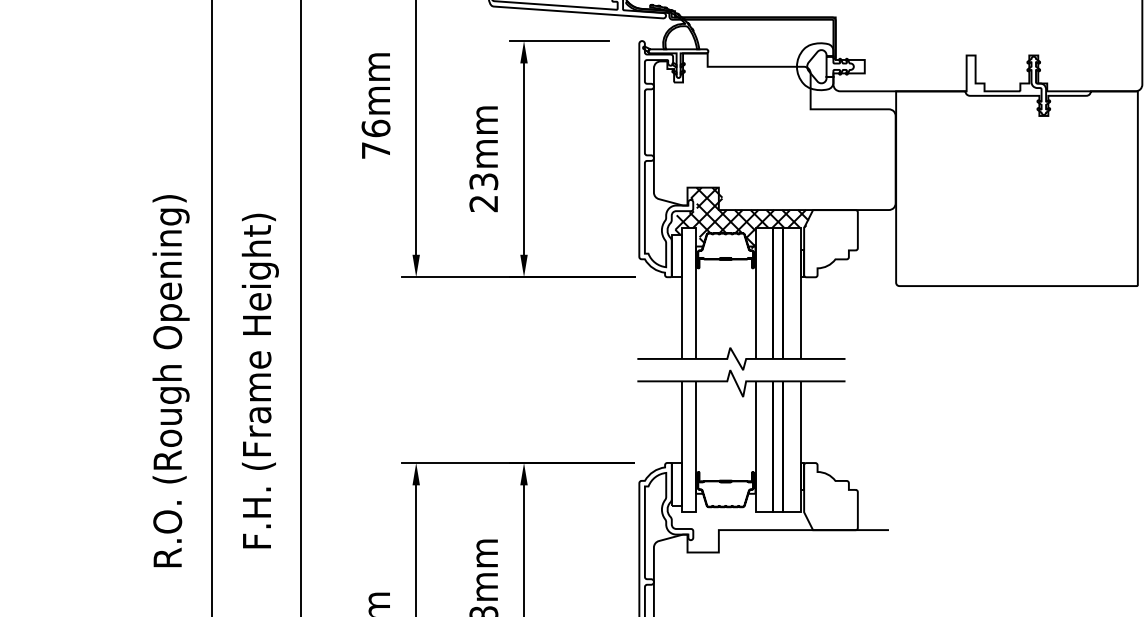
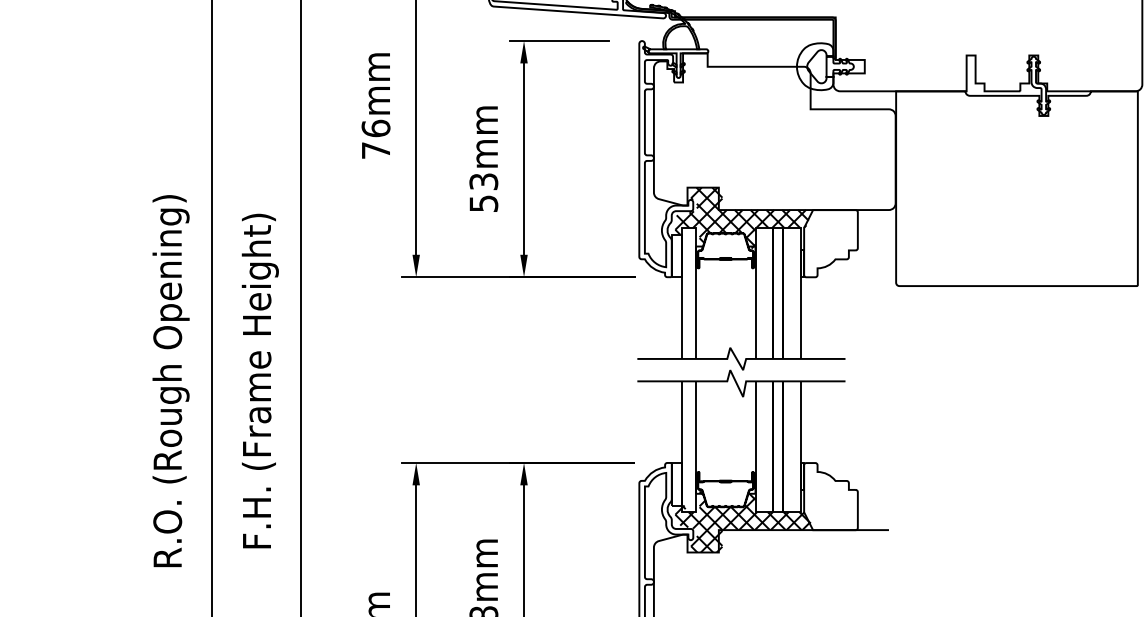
text: 23mm -> 53mm (483, 203)
hatch: none -> present (742, 520)
